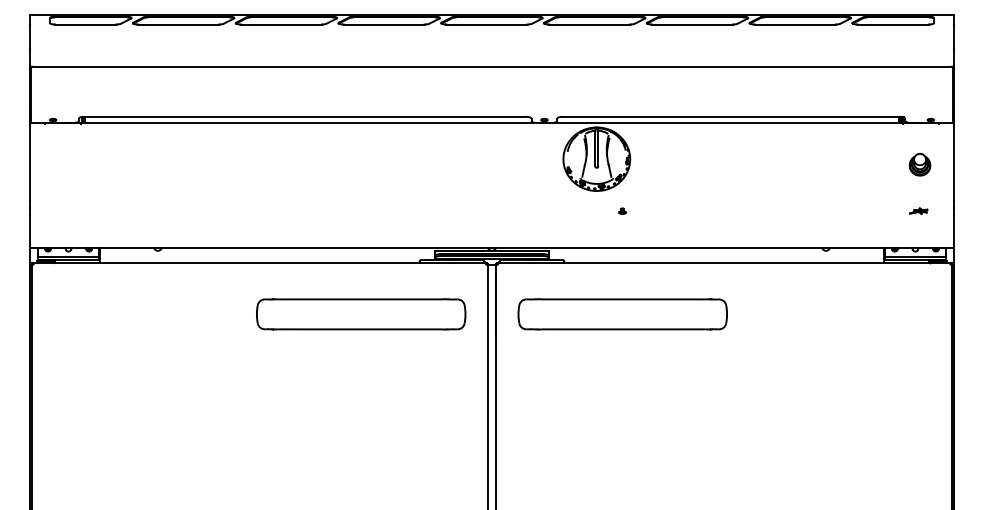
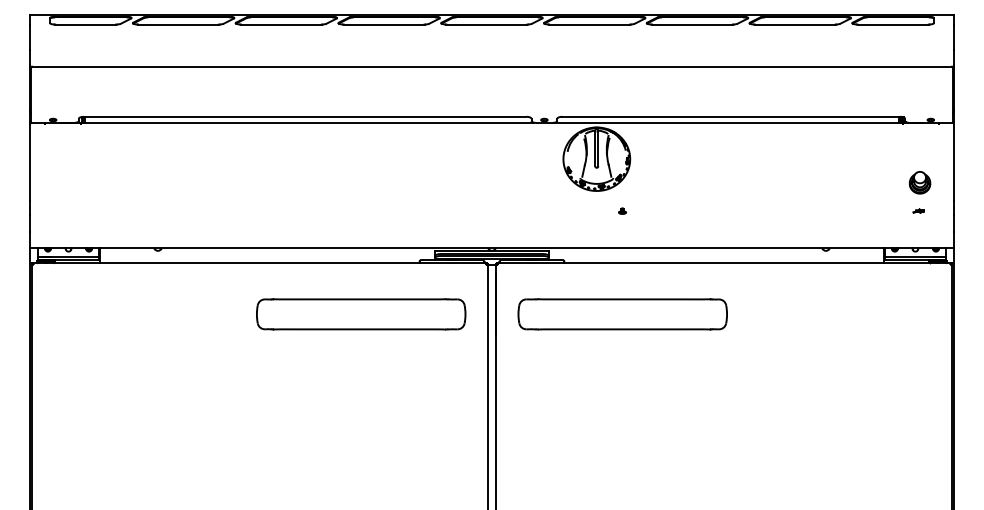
part position: (919, 164) -> (919, 182) (919, 182)
part size: 20x8 px -> 13x6 px (918, 210)
